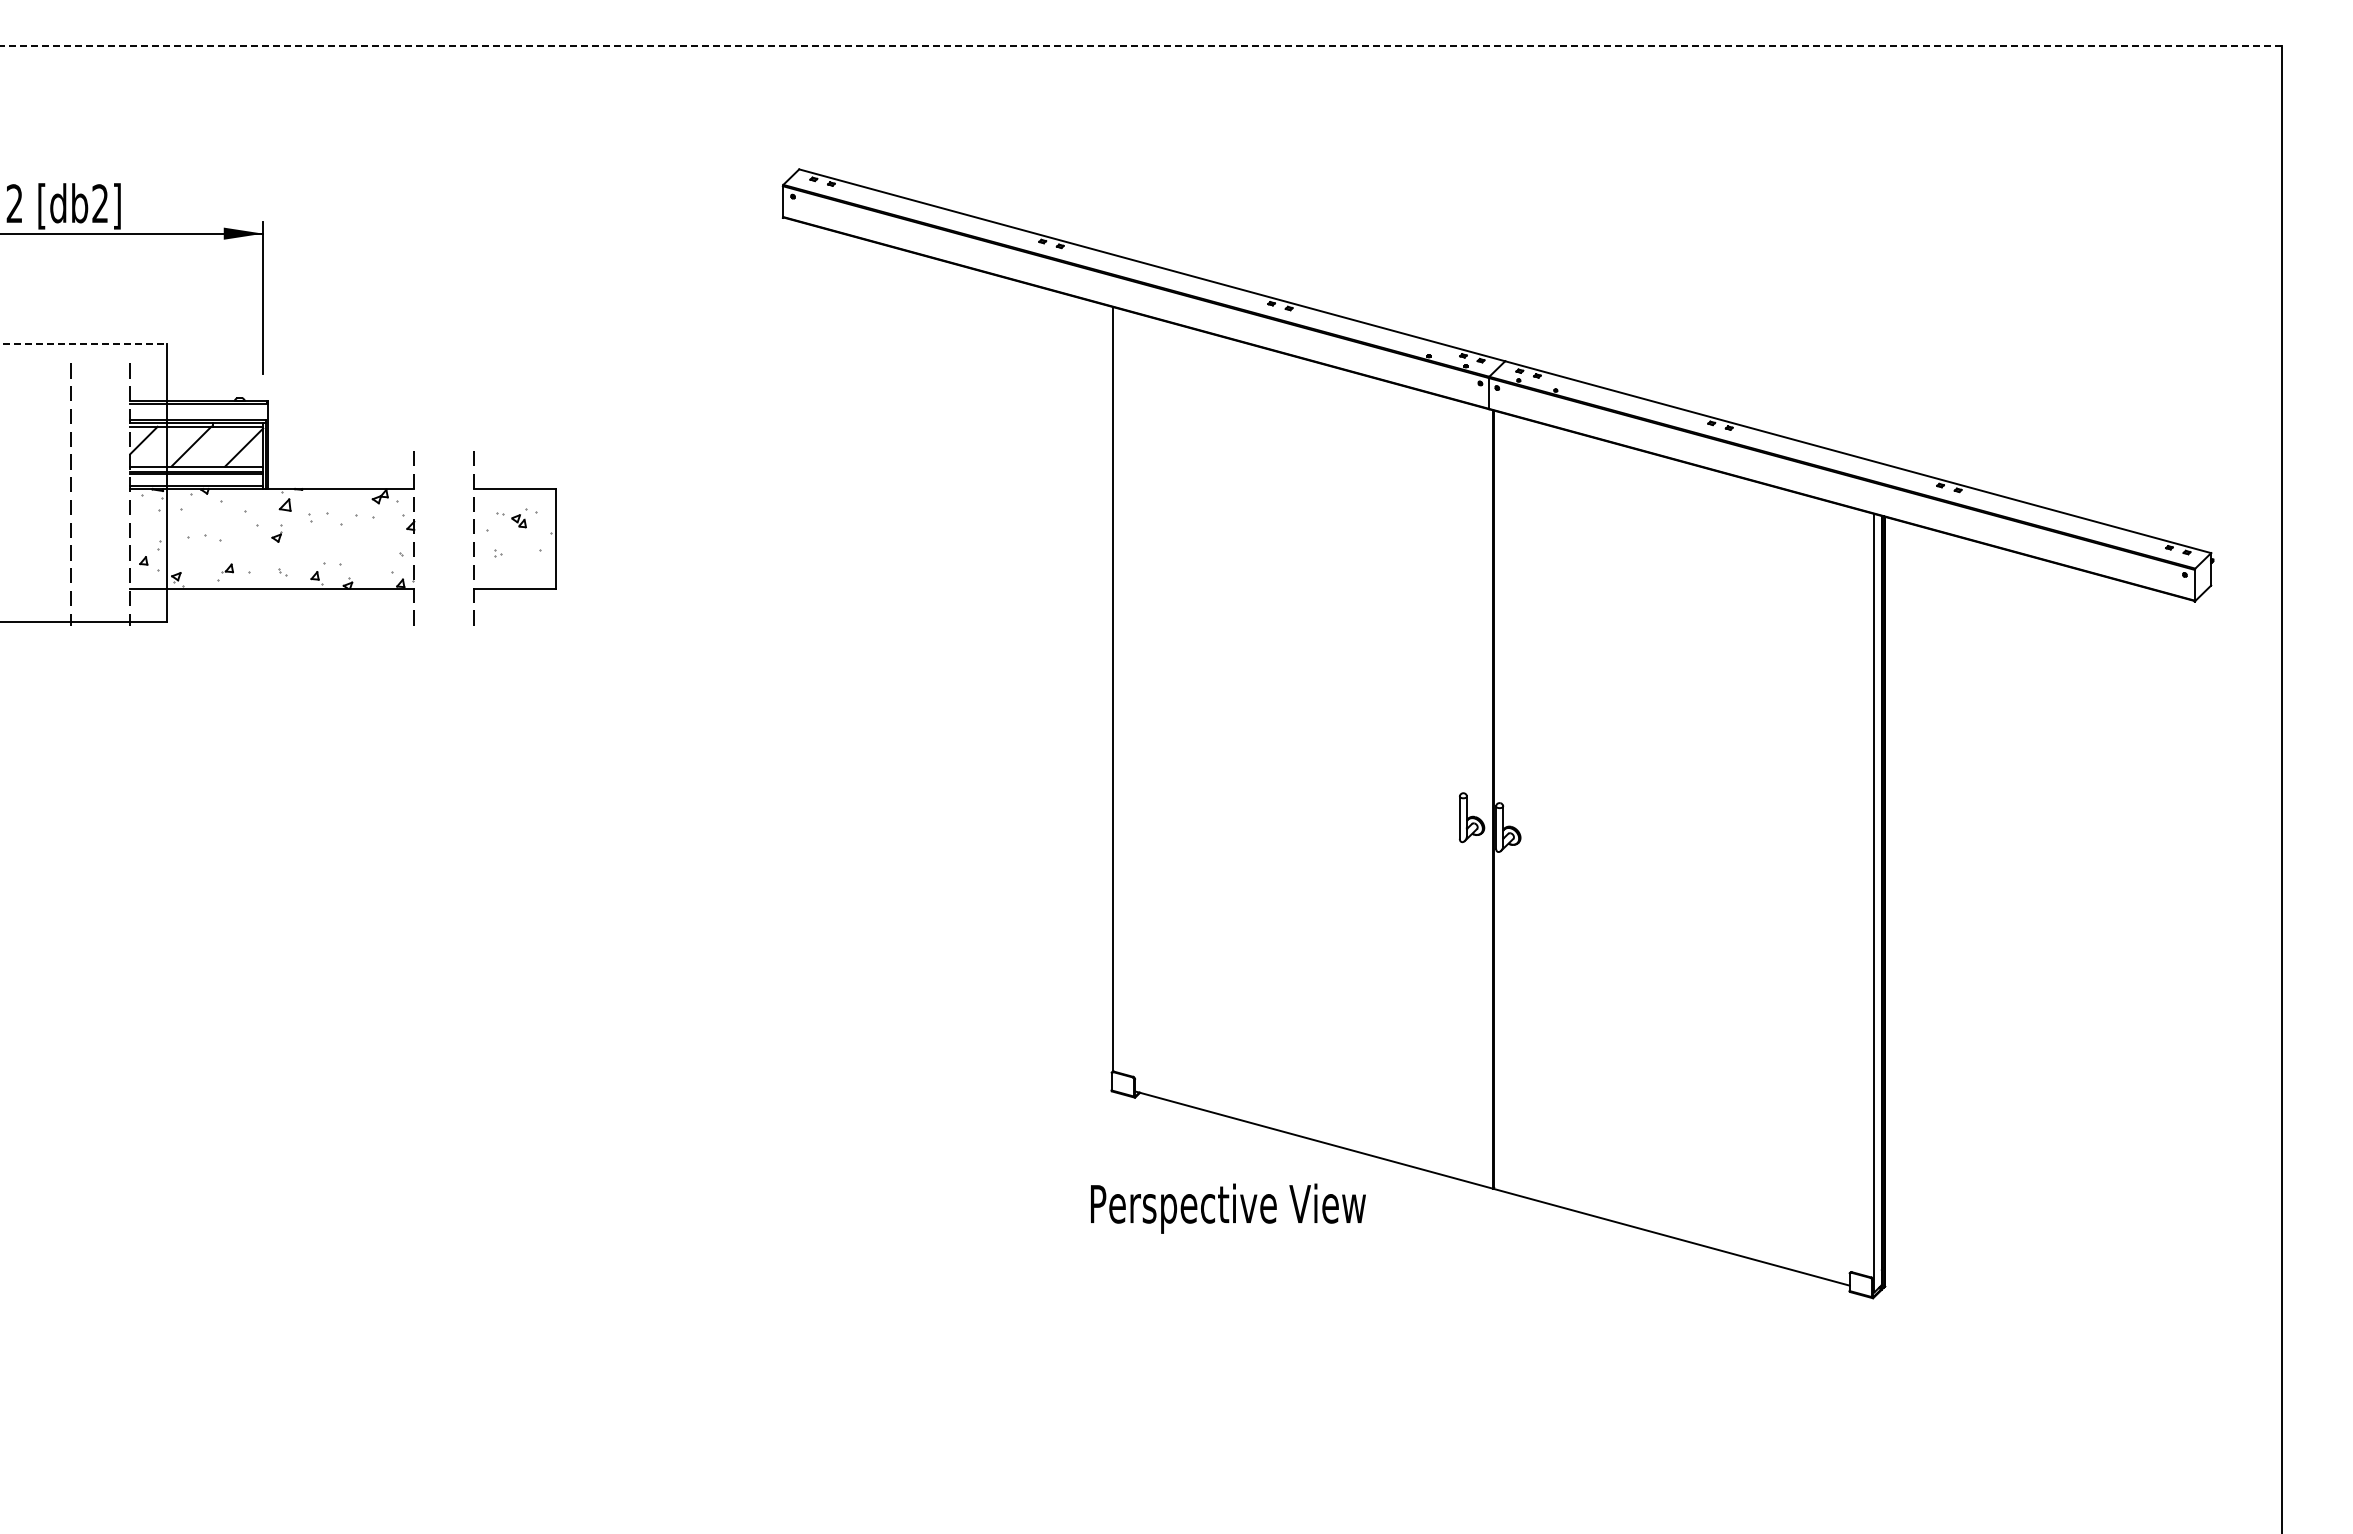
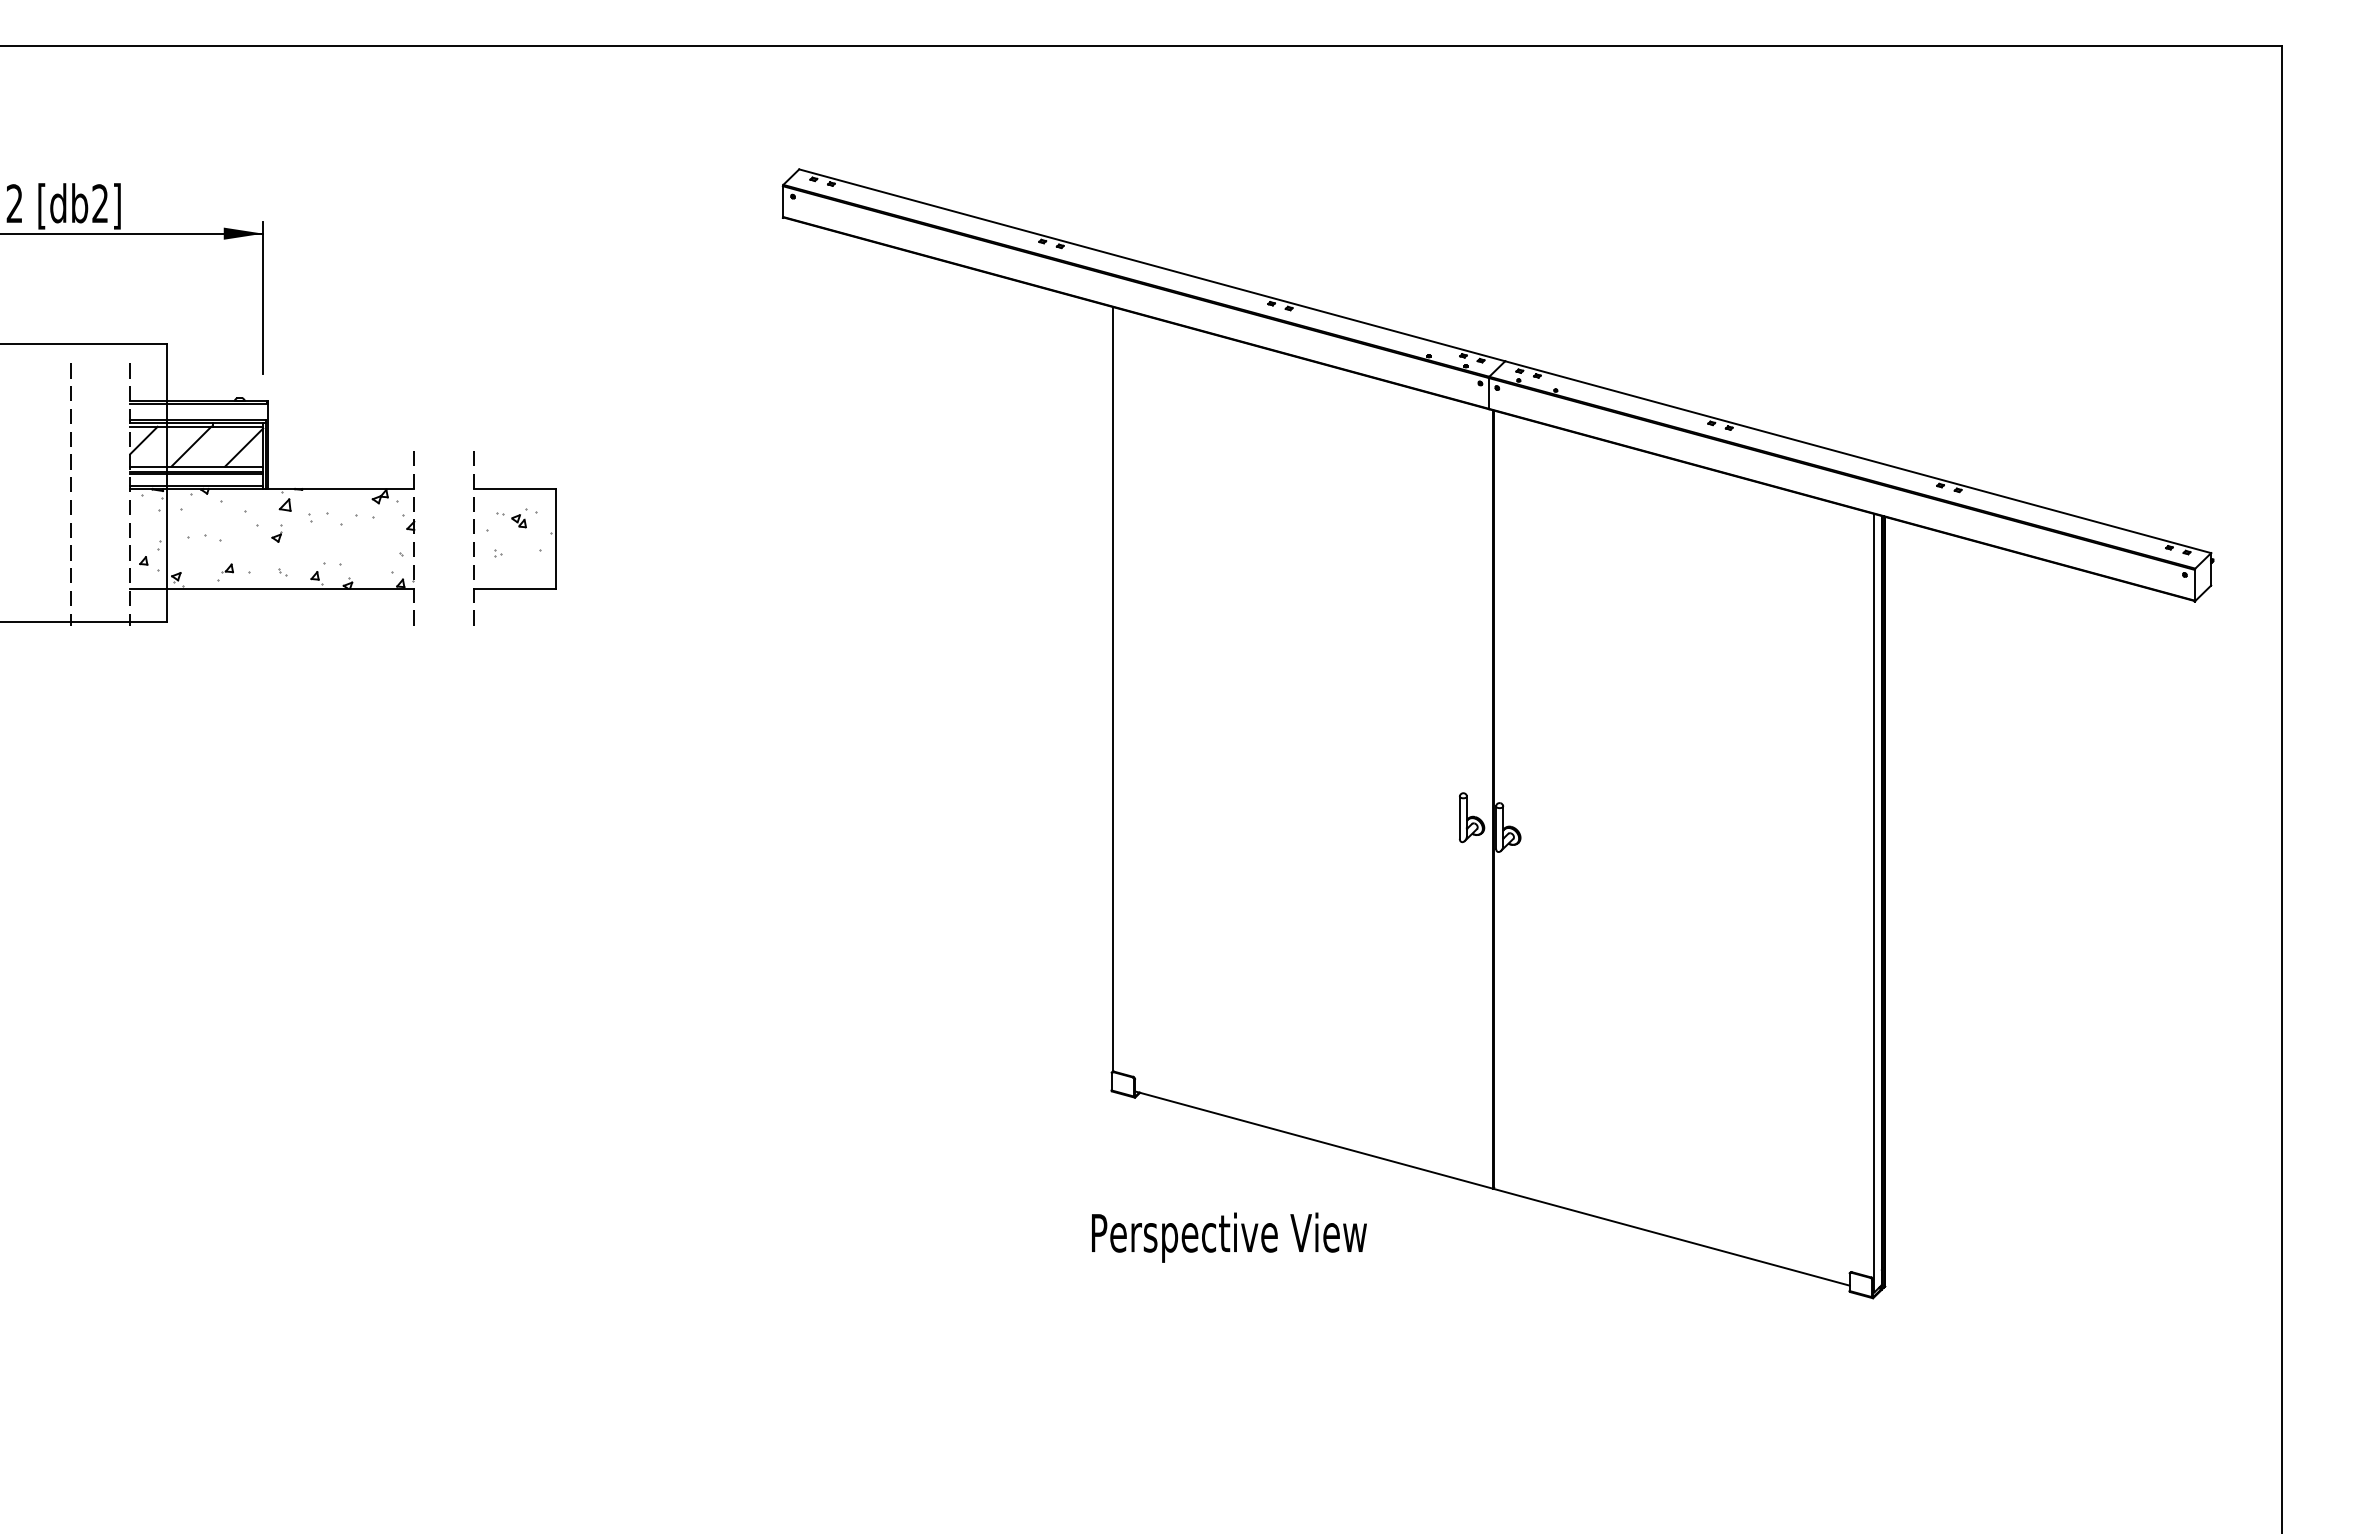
line: dashed -> solid (1141, 45)
line: dashed -> solid (84, 343)
text position: (1228, 1208) -> (1229, 1237) (1229, 1237)
